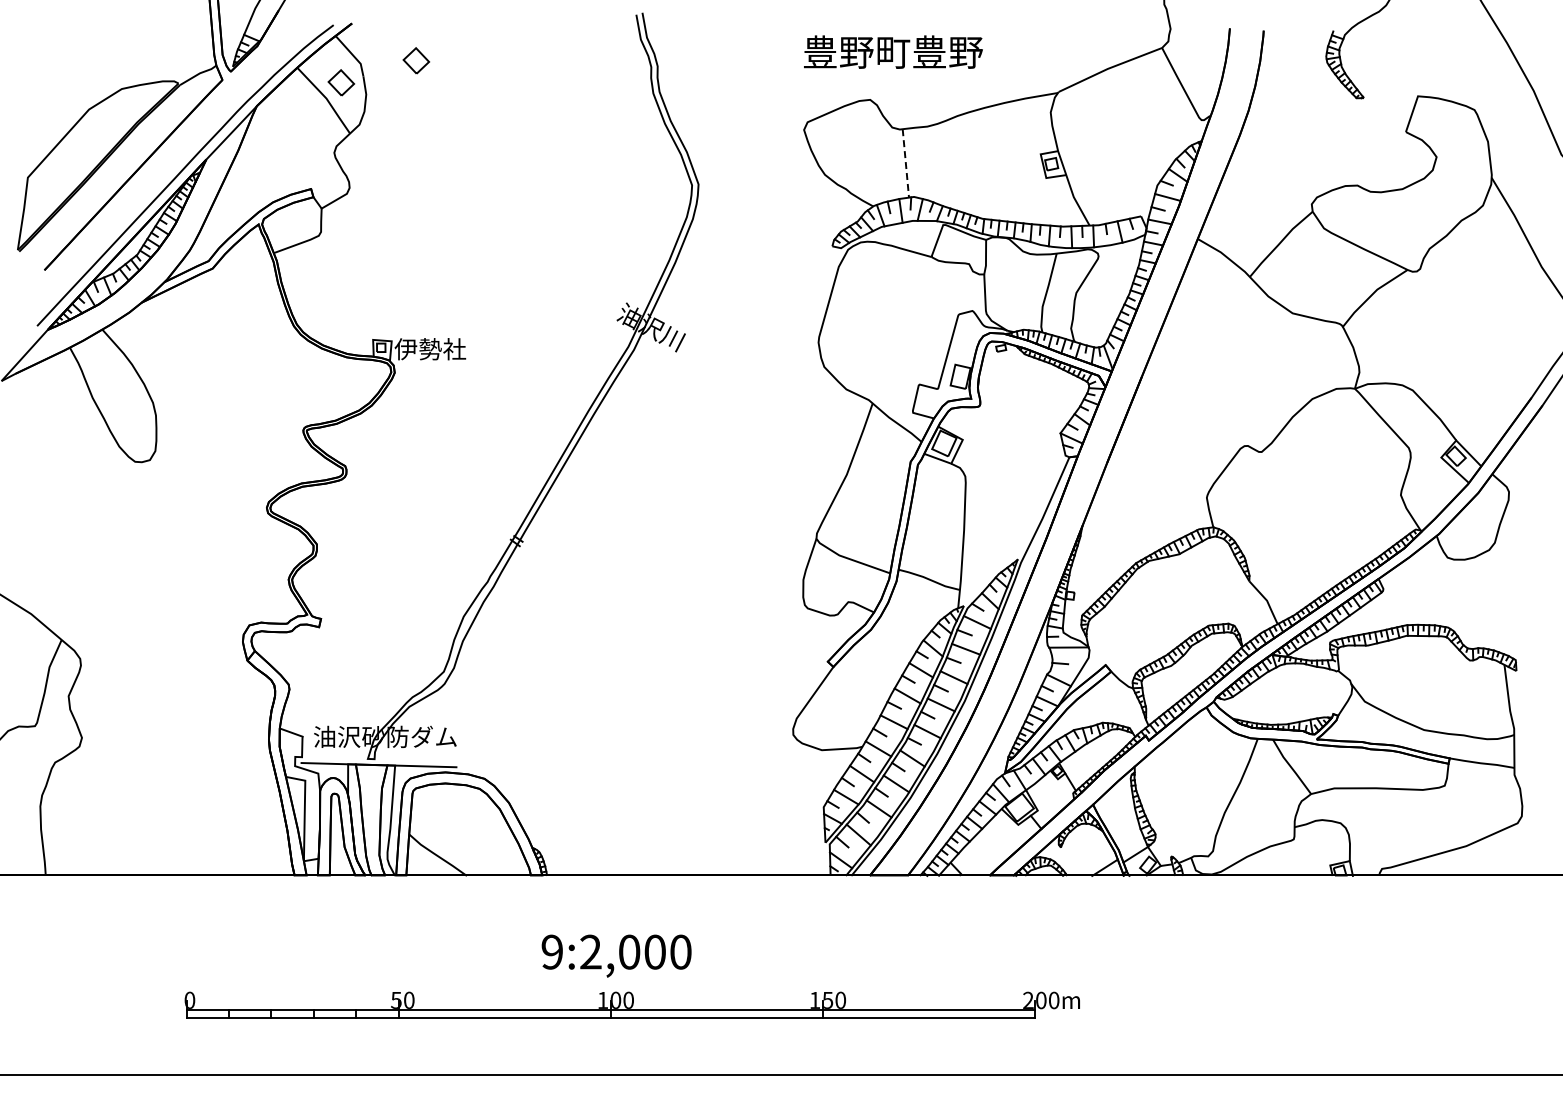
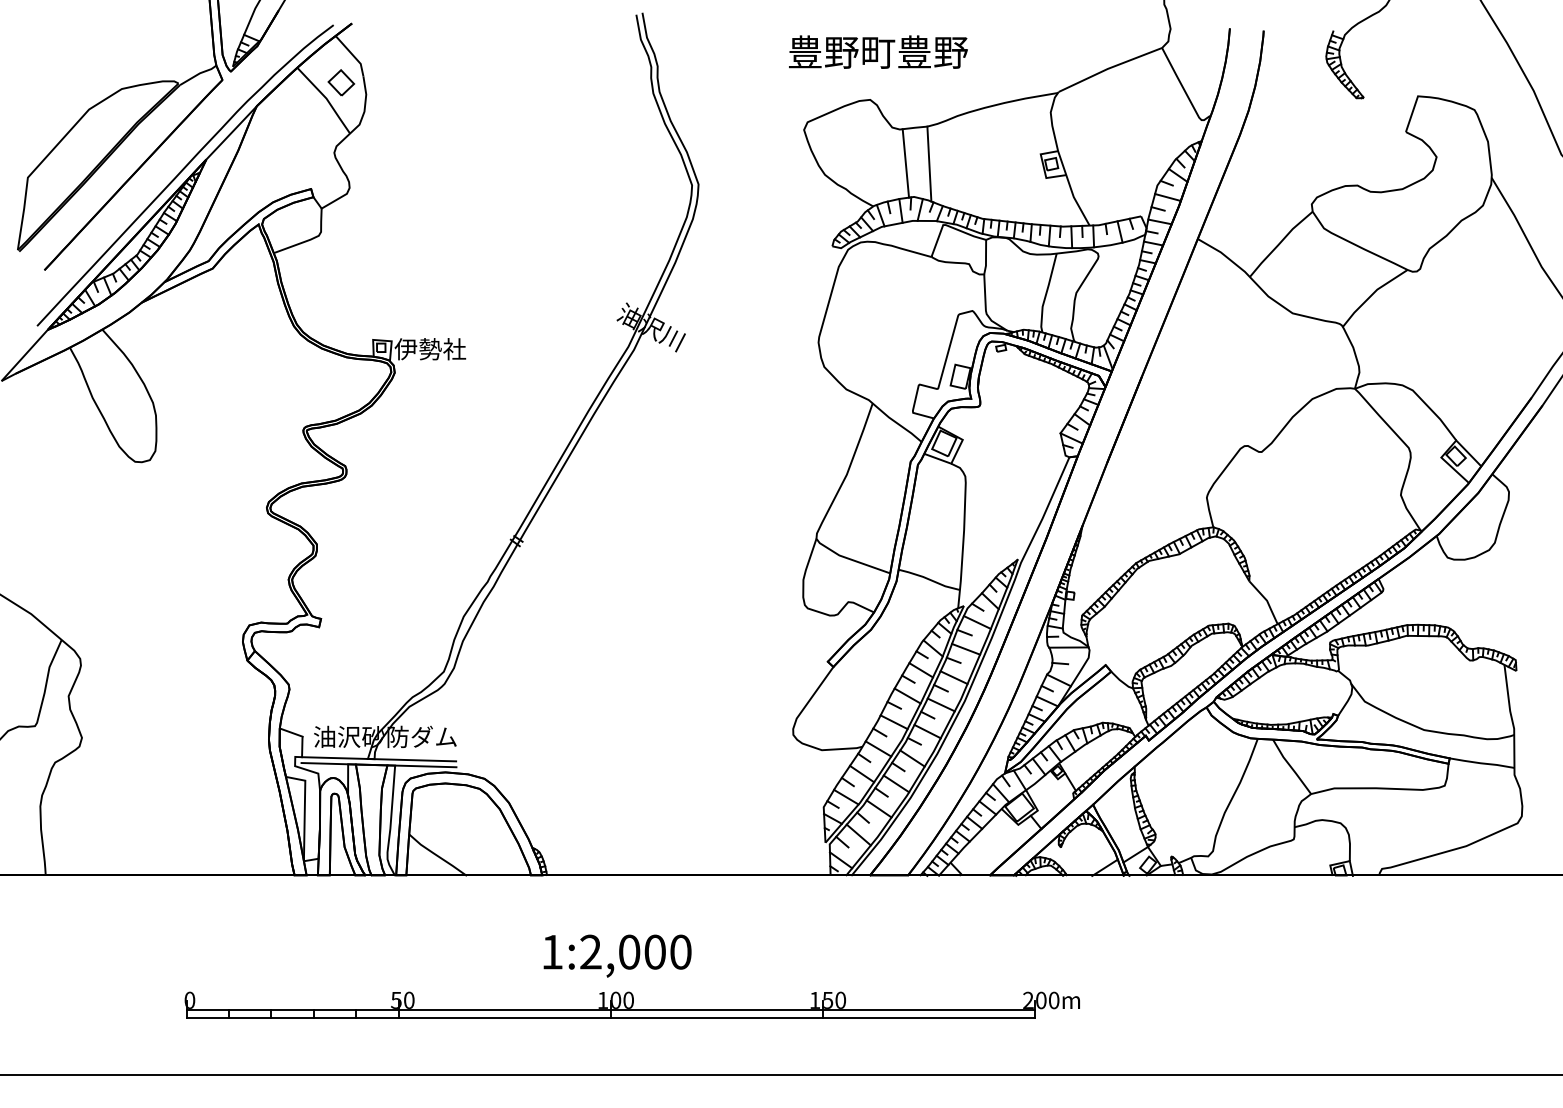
text position: (893, 51) -> (878, 51) (878, 51)
part: present -> none (416, 60)
line: dashed -> solid (905, 163)
line: none -> present (929, 163)
line: none -> present (379, 759)
text: 9:2,000 -> 1:2,000 (551, 951)
